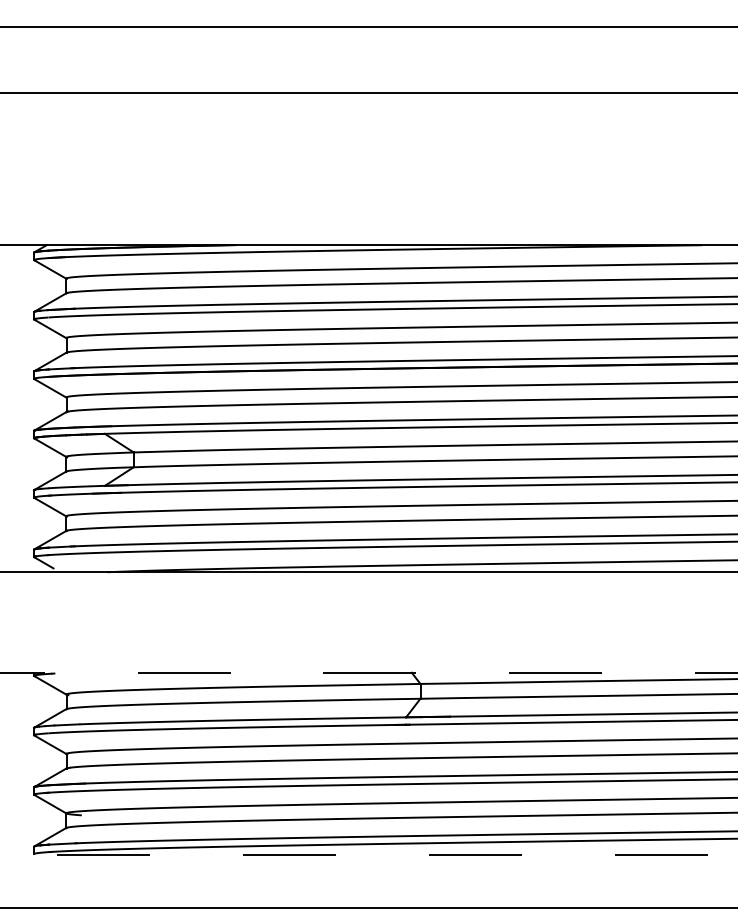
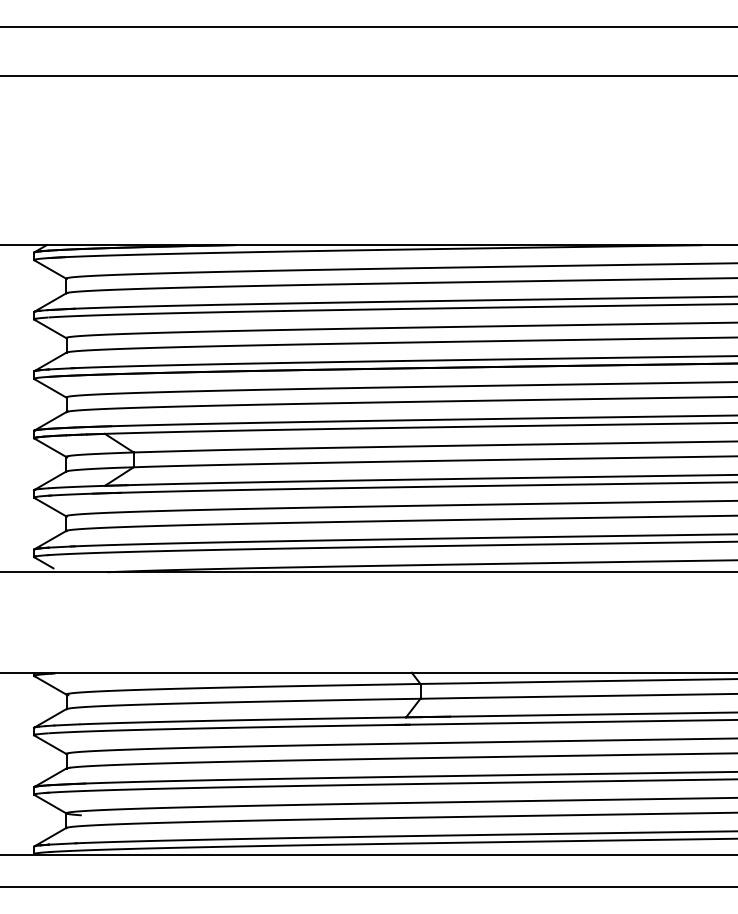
line position: (368, 93) -> (368, 76) (368, 76)
line: dashed -> solid (369, 672)
line: dashed -> solid (369, 854)
line position: (368, 907) -> (368, 886) (368, 886)
